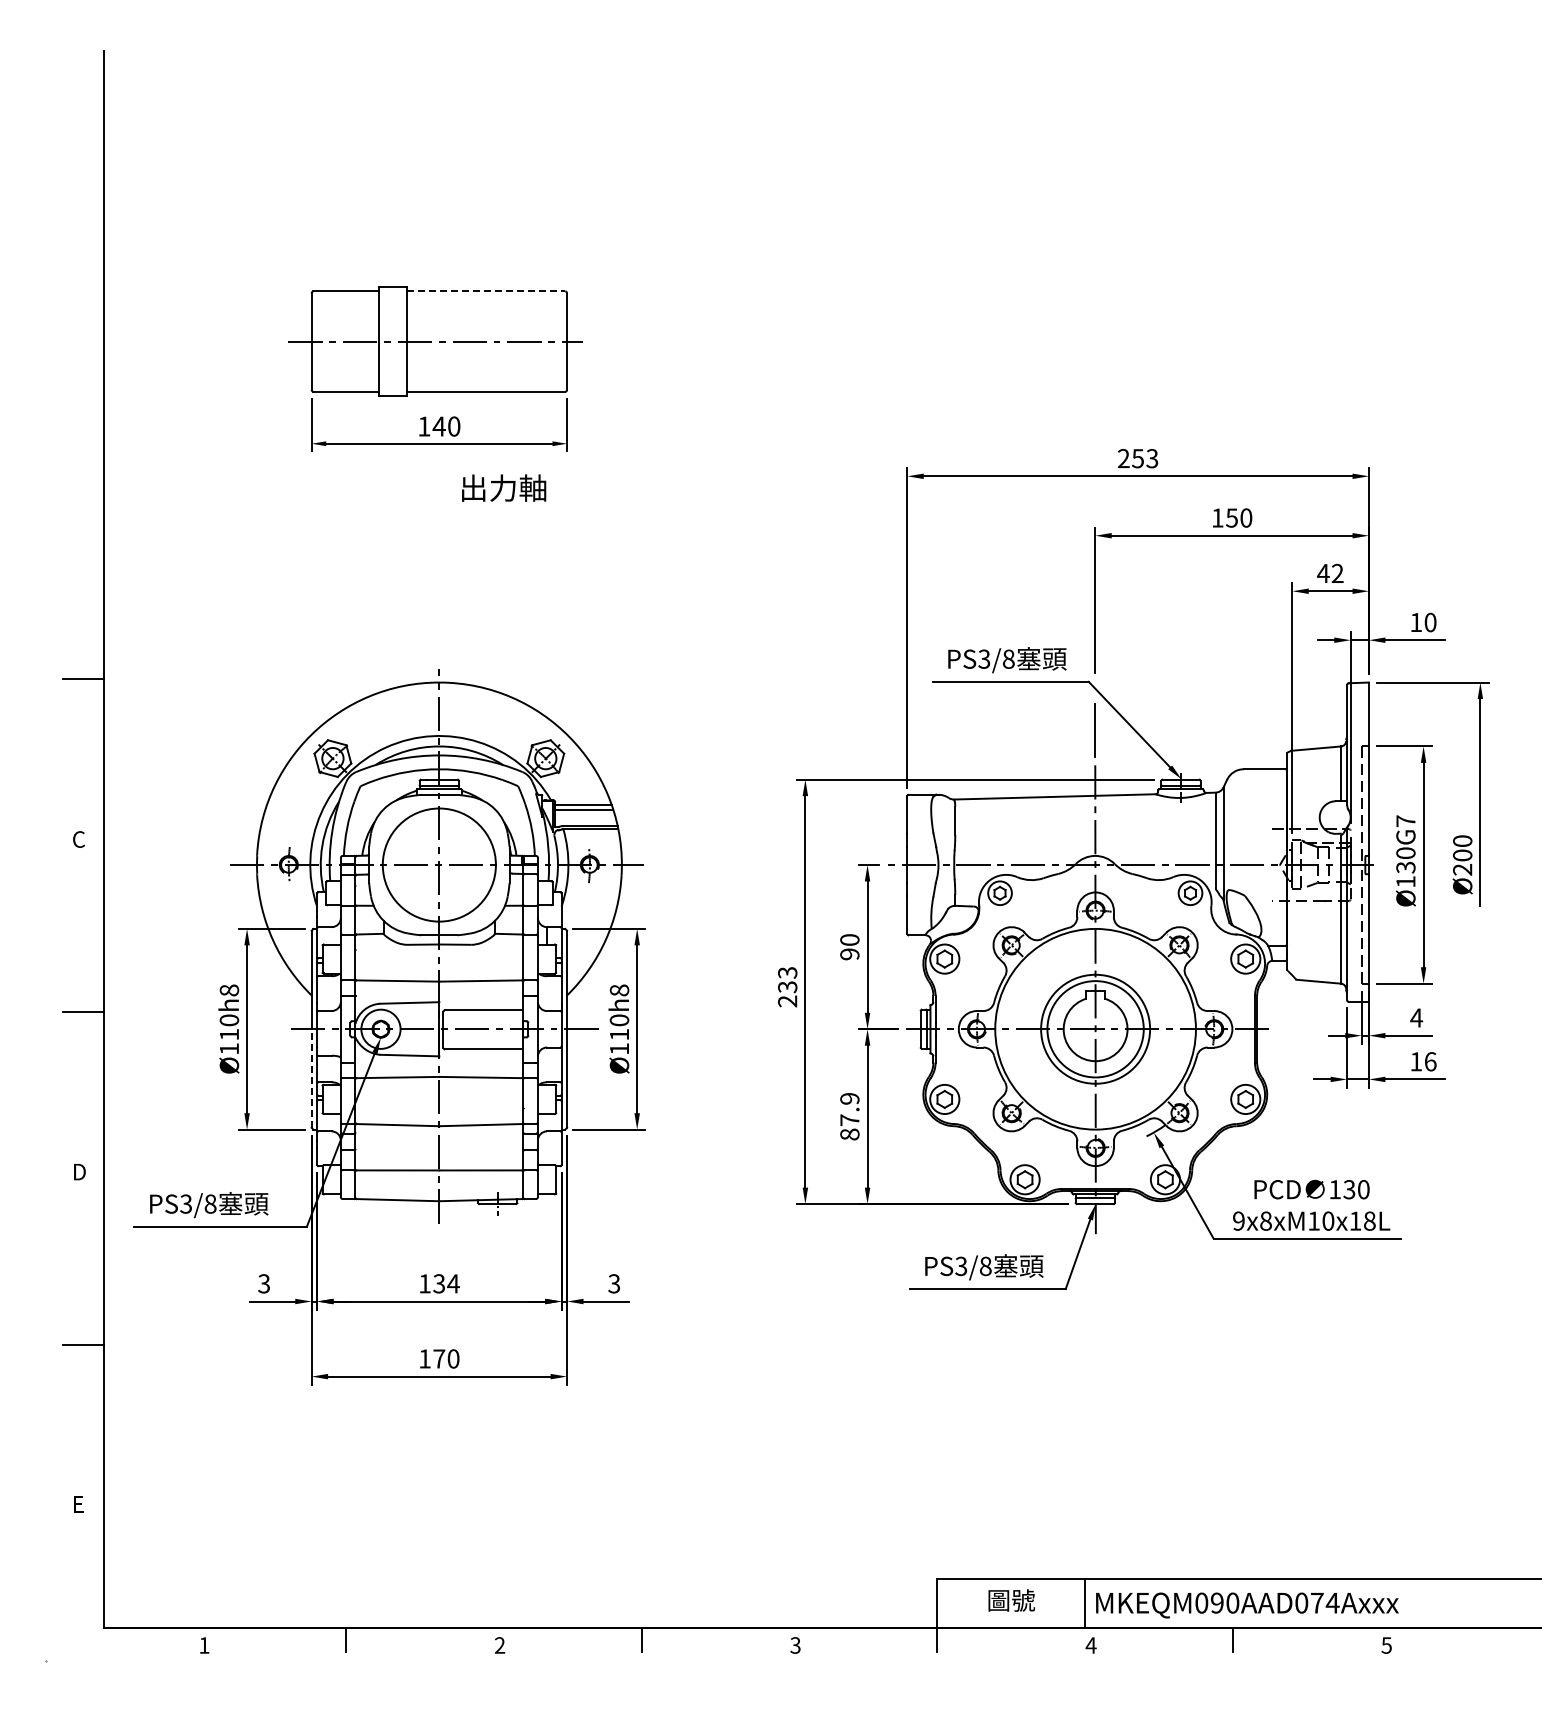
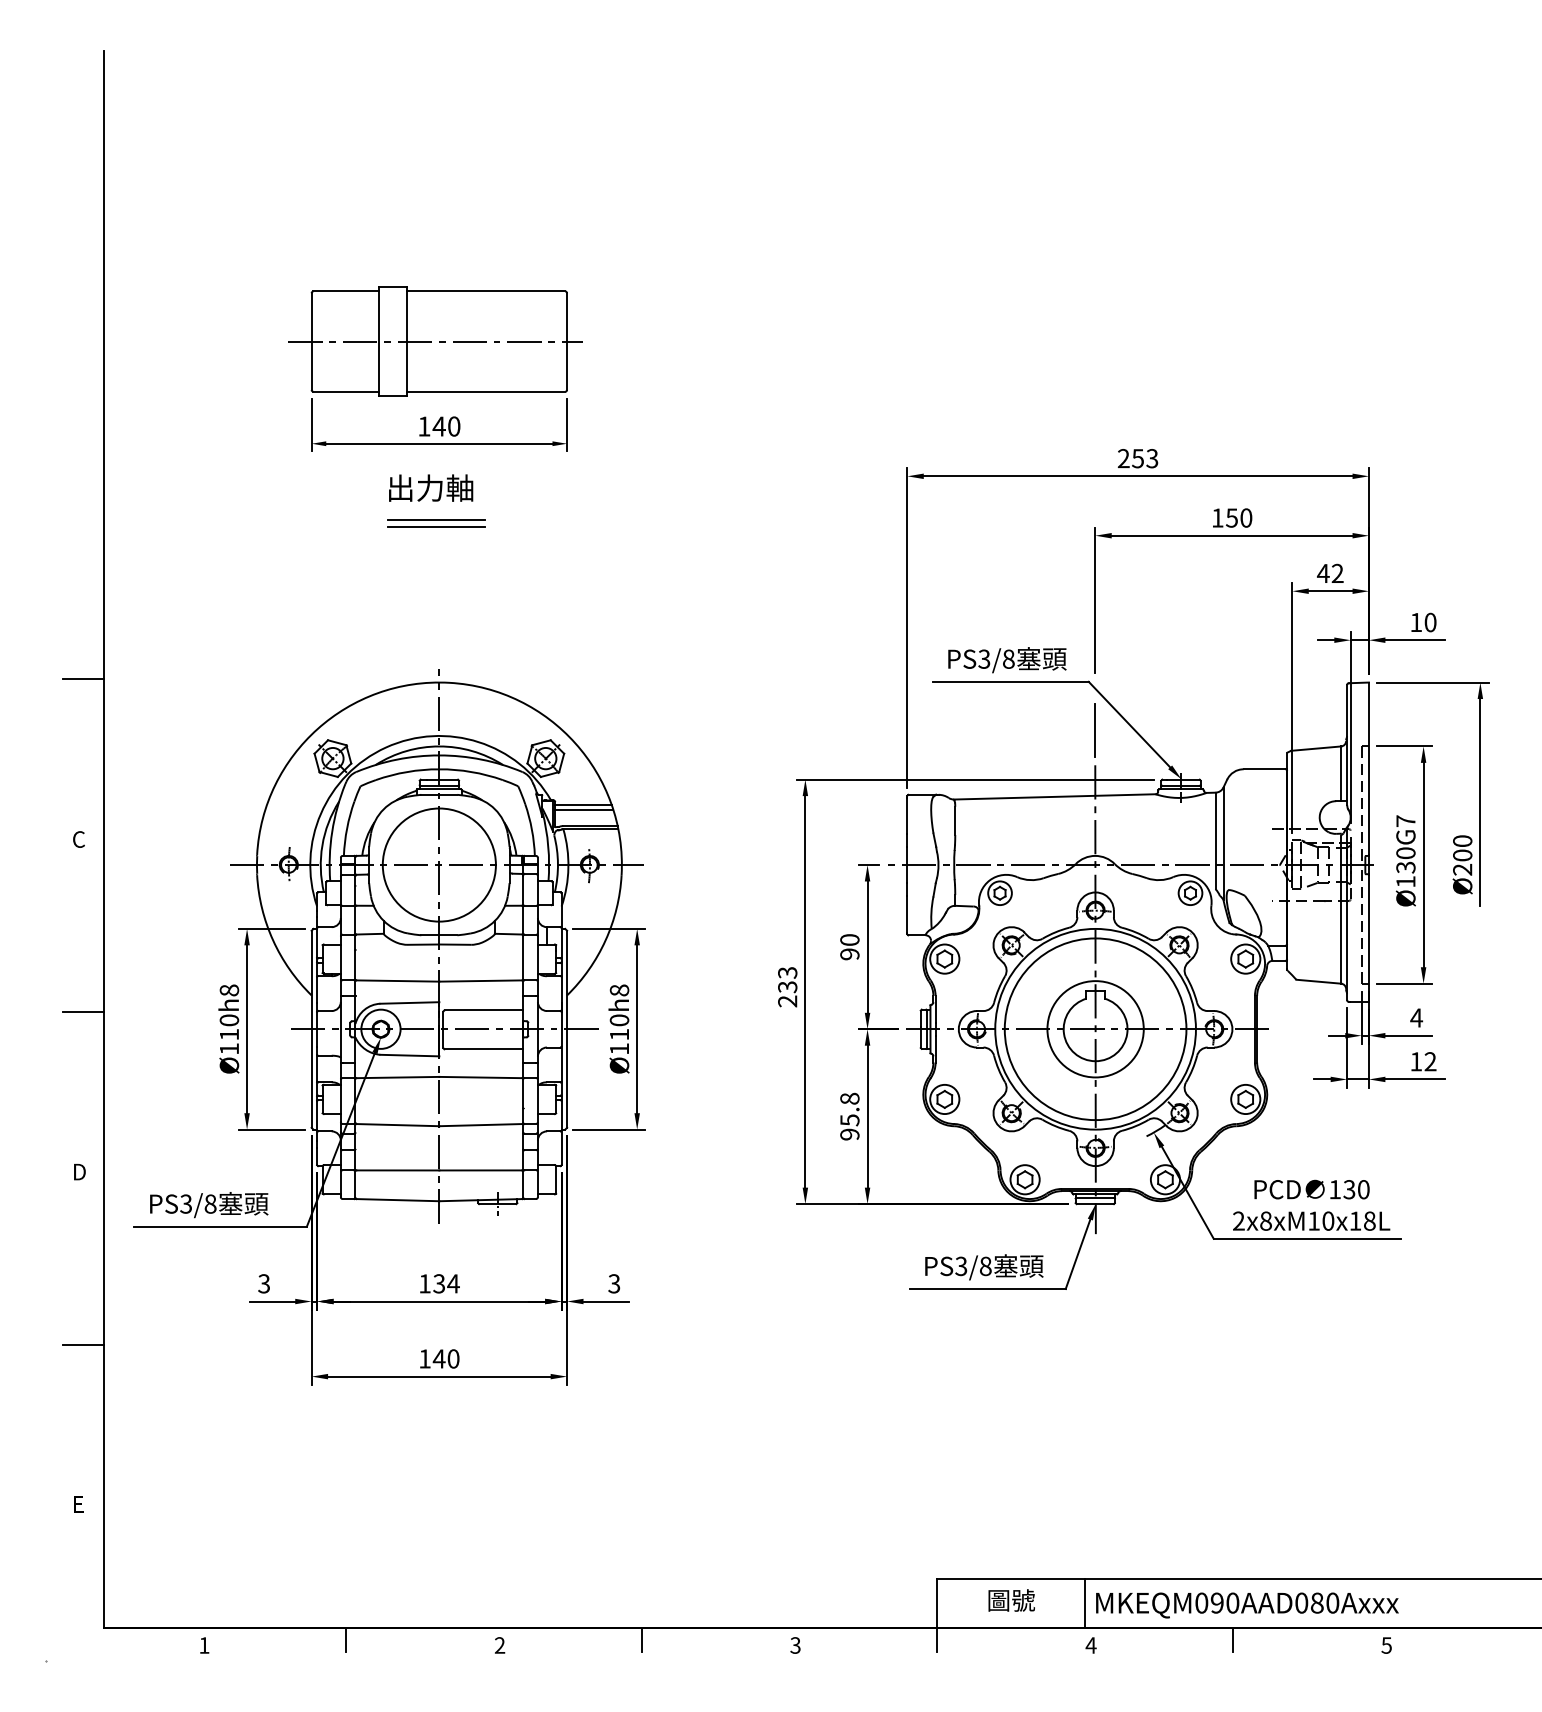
line: dashed -> solid (486, 291)
text position: (504, 487) -> (431, 487) (431, 487)
line: none -> present (436, 519)
line: none -> present (436, 526)
circle diameter: 109 px -> 182 px (1095, 1029)
text: 16 -> 12 (1430, 1061)
line: dashed -> solid (311, 1078)
text: 87.9 -> 95.8 (849, 1116)
text: 9x8xM10x18L -> 2x8xM10x18L (1238, 1220)
text: 170 -> 140 (438, 1358)
text: MKEQM090AAD074Axxx -> MKEQM090AAD080Axxx (1324, 1602)
